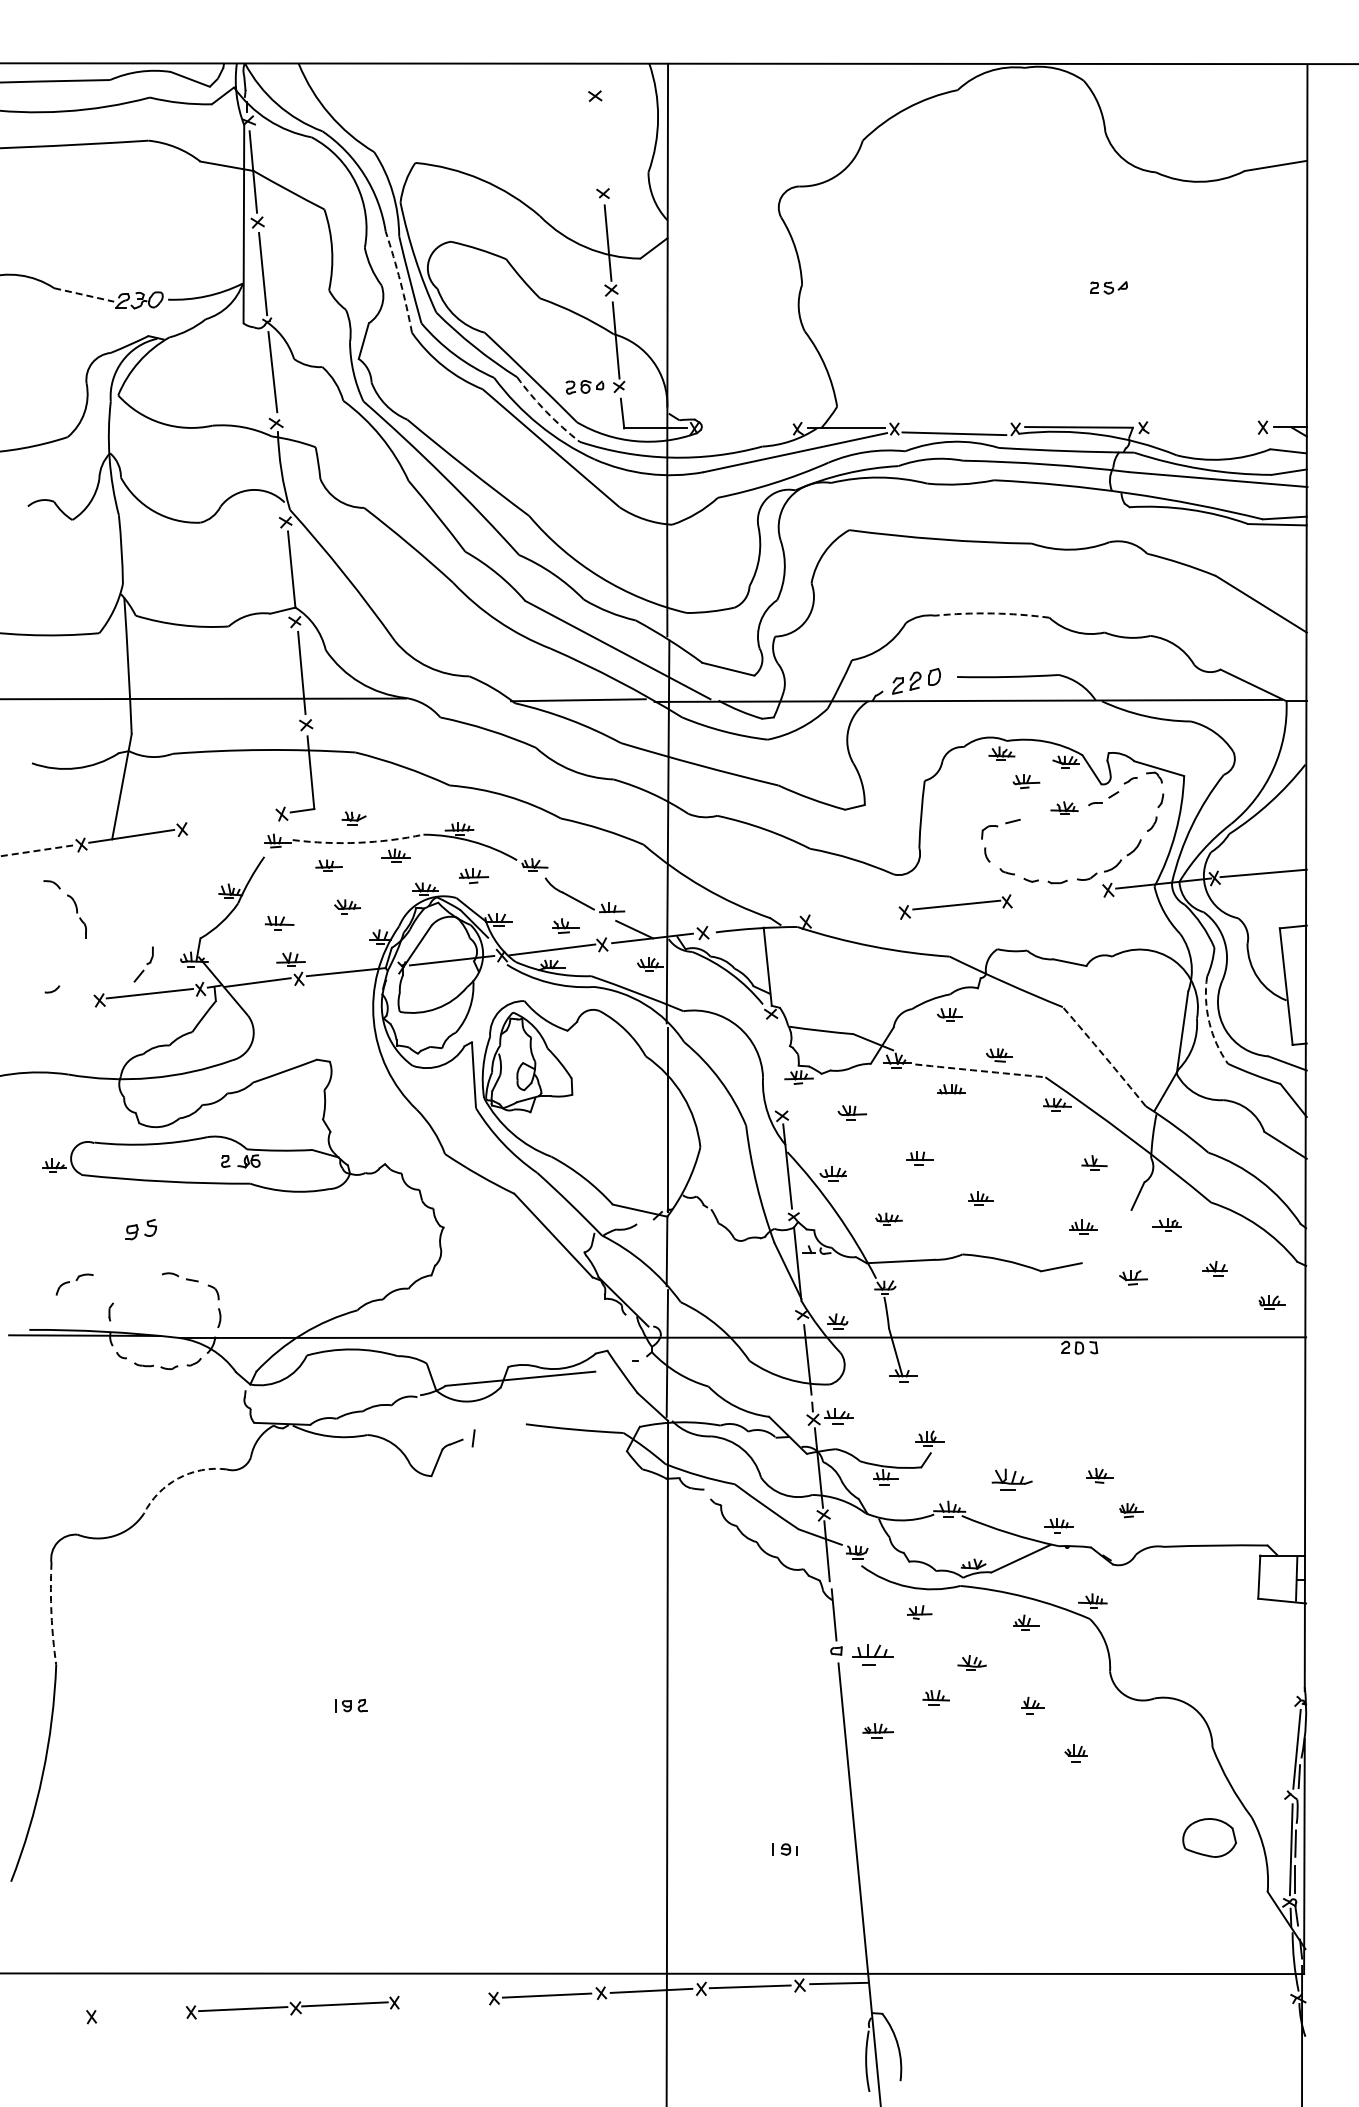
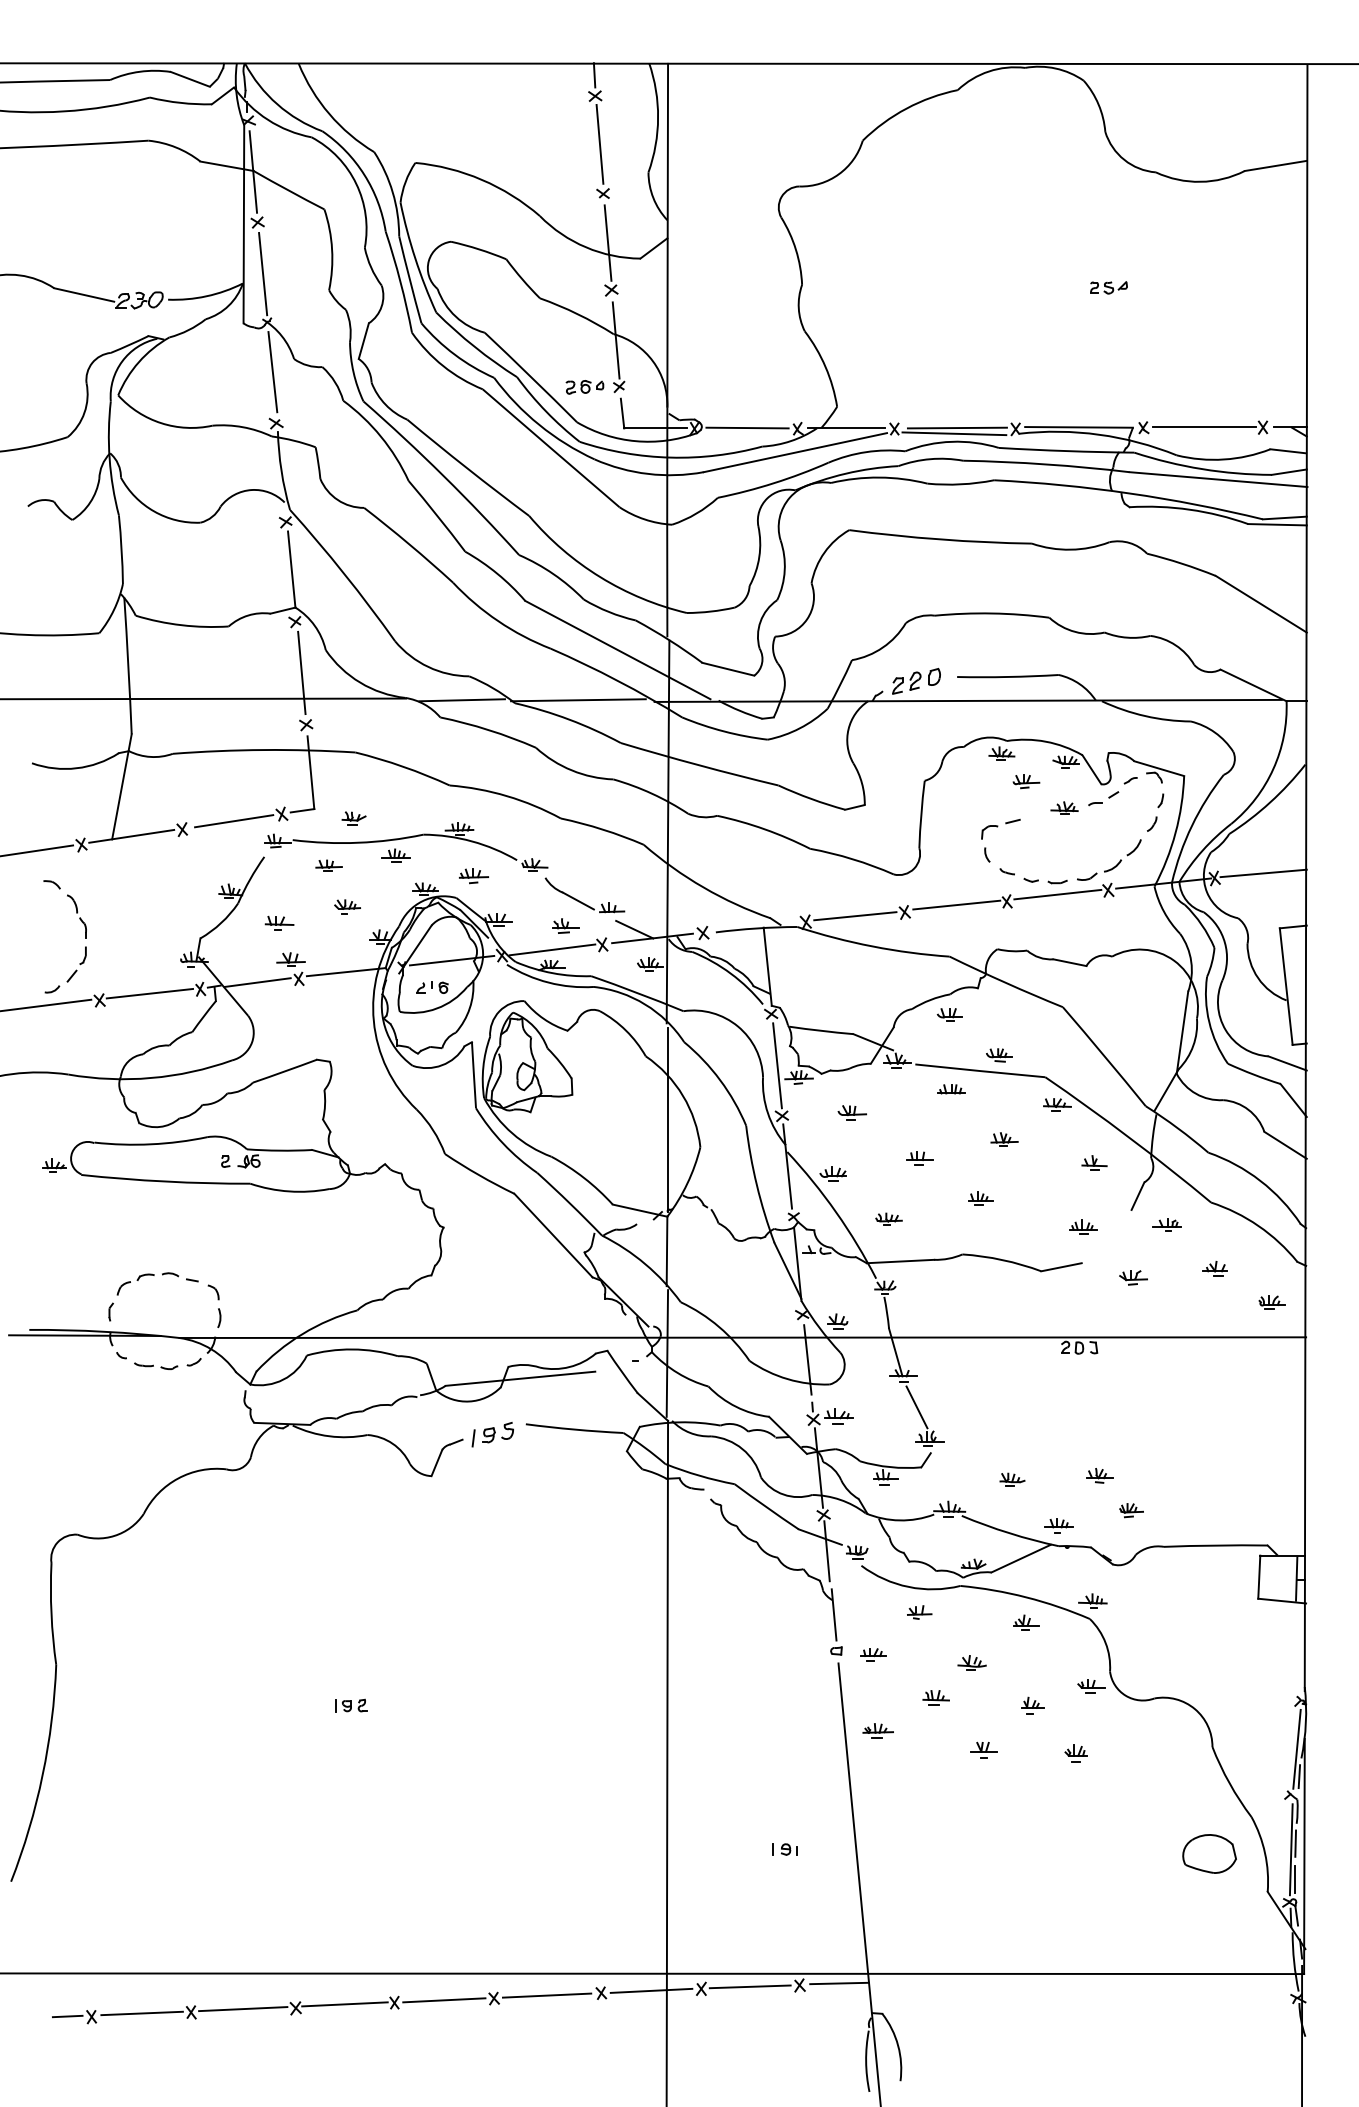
line: none -> present (594, 75)
line: none -> present (599, 143)
arc: dashed -> solid (400, 281)
line: dashed -> solid (84, 294)
arc: dashed -> solid (546, 411)
line: none -> present (747, 427)
line: none -> present (956, 427)
line: none -> present (1203, 427)
arc: dashed -> solid (992, 613)
line: none -> present (461, 700)
line: none -> present (234, 821)
arc: dashed -> solid (358, 842)
line: dashed -> solid (36, 850)
line: none -> present (1057, 894)
line: none -> present (855, 916)
part position: (143, 964) -> (76, 964) (76, 964)
part: none -> present (432, 987)
line: none -> present (46, 1004)
arc: dashed -> solid (1209, 1022)
arc: dashed -> solid (1104, 1056)
line: none -> present (777, 1065)
arc: dashed -> solid (980, 1071)
part: none -> present (1004, 1139)
part position: (140, 1229) -> (497, 1432) (497, 1432)
part position: (74, 1284) -> (135, 1284) (135, 1284)
line: none -> present (916, 1407)
arc: dashed -> solid (178, 1478)
part size: 42x23 px -> 27x15 px (1012, 1479)
arc: dashed -> solid (51, 1614)
part size: 42x22 px -> 27x14 px (873, 1654)
part: none -> present (1091, 1686)
part: none -> present (983, 1749)
part position: (1209, 1837) -> (1209, 1853) (1209, 1853)
line: none -> present (444, 2000)
line: none -> present (141, 2013)
line: none -> present (67, 2016)
